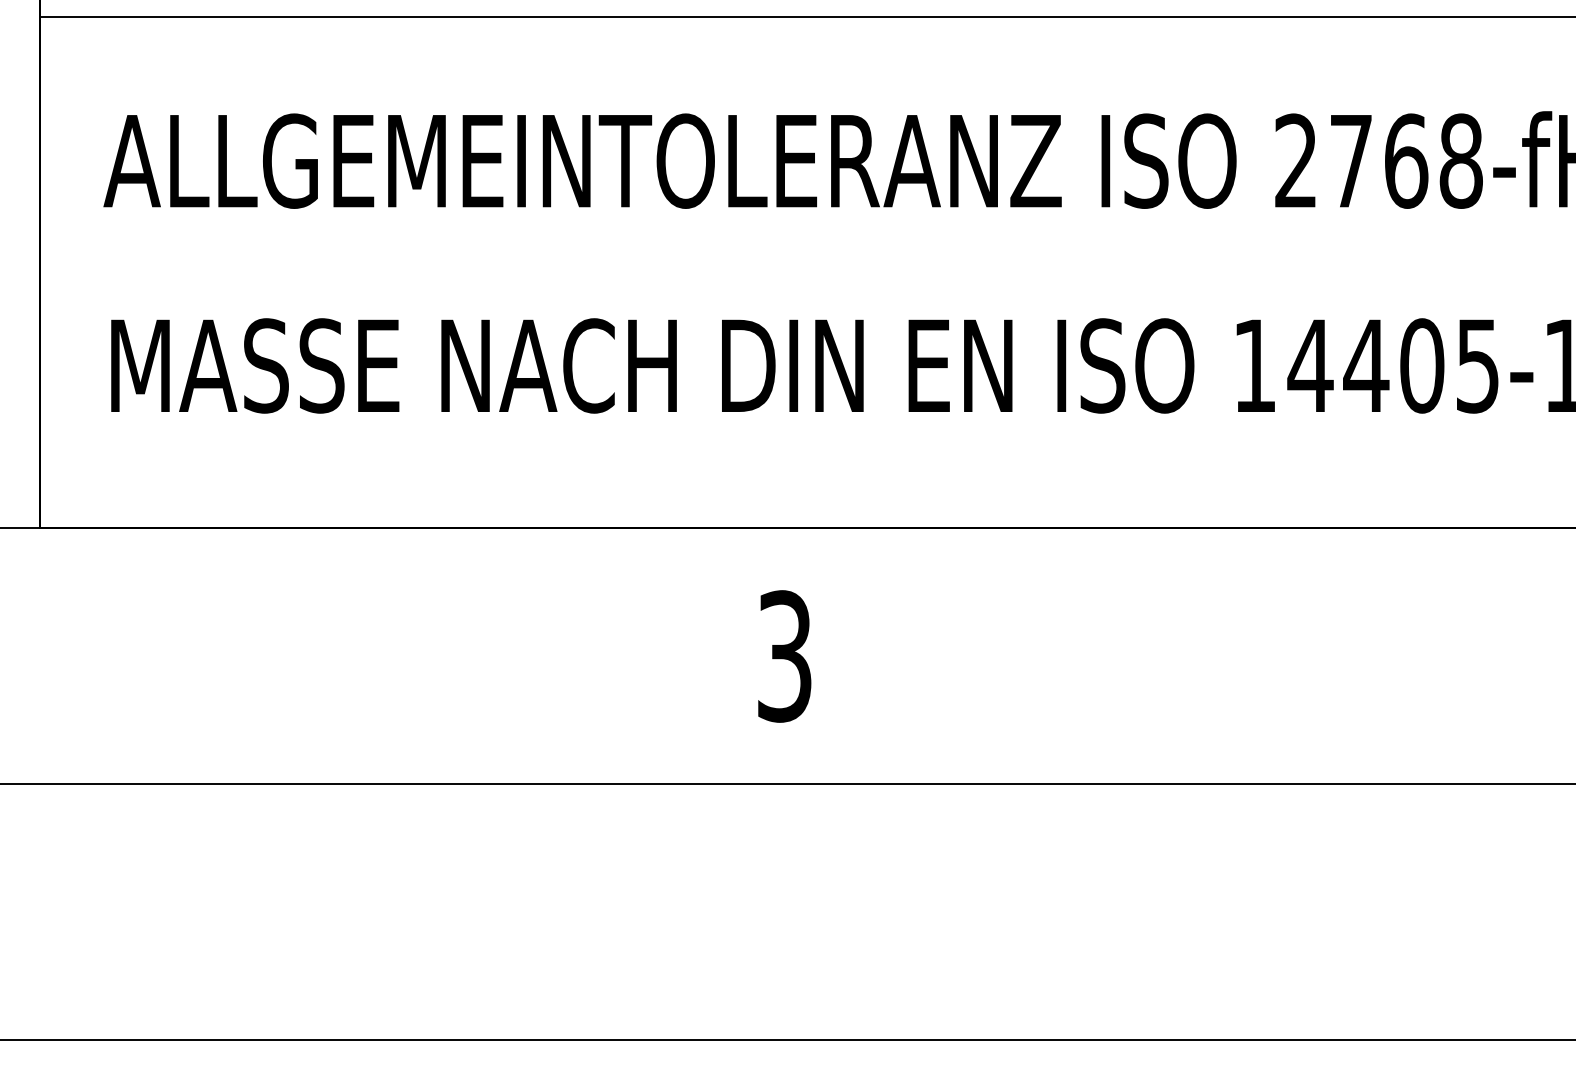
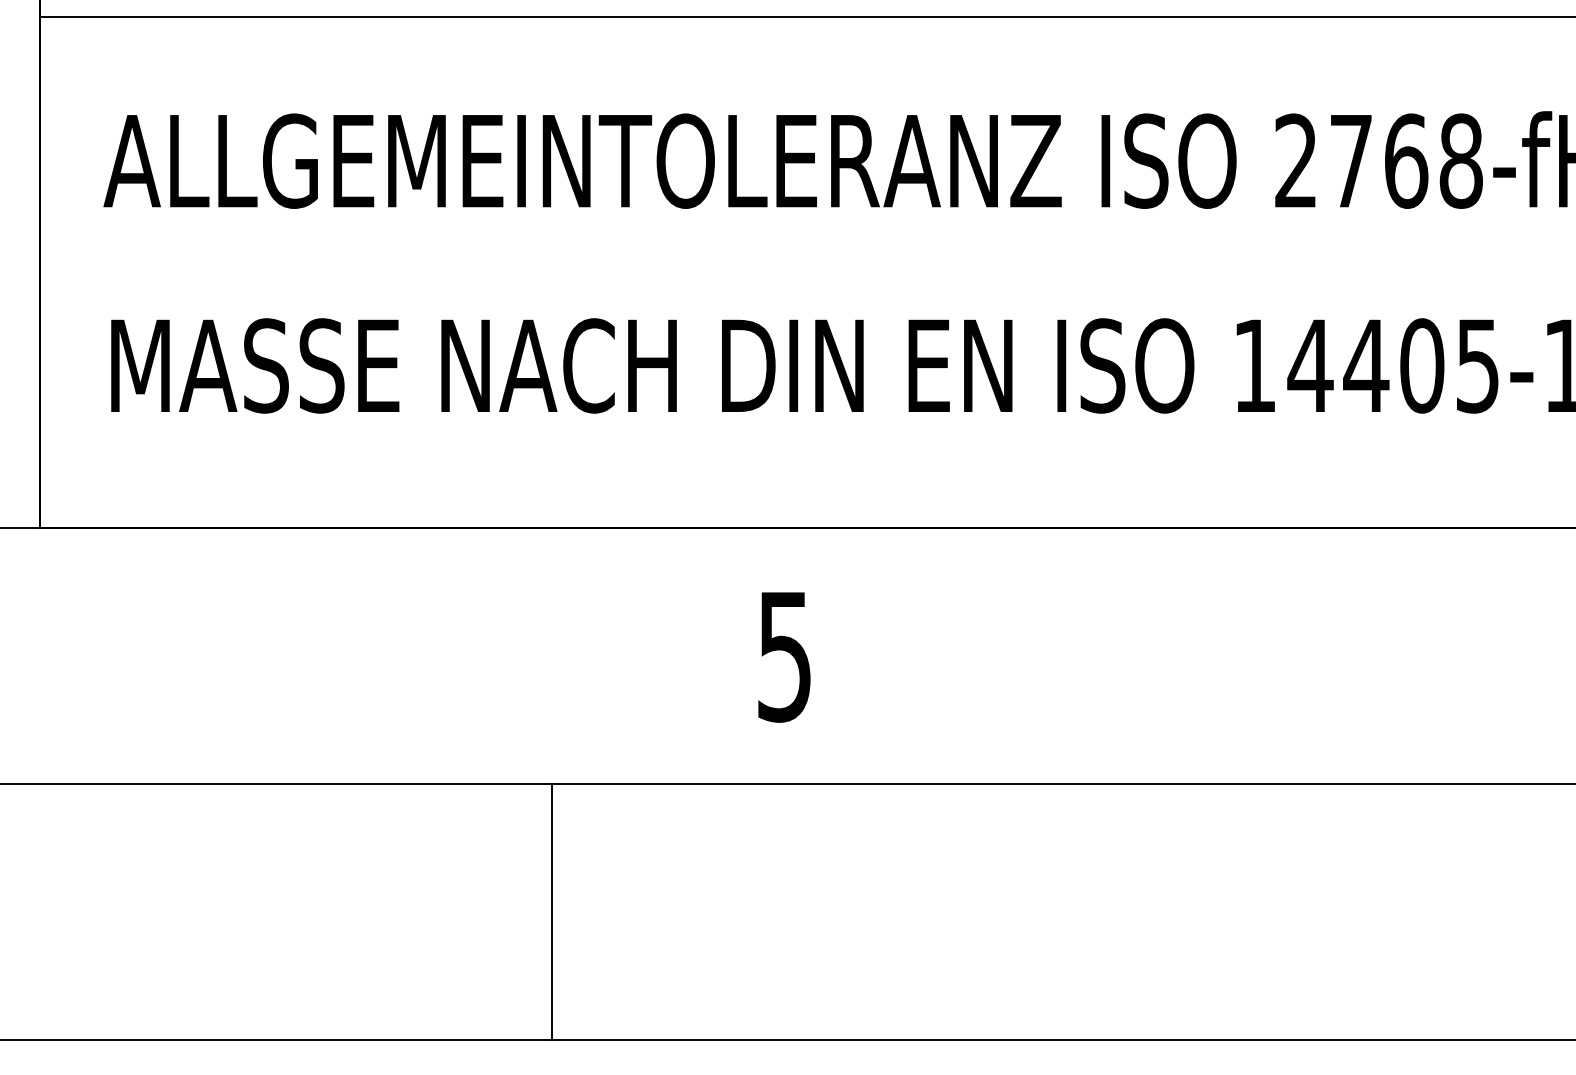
text: 3 -> 5 (784, 656)
line: none -> present (551, 912)
